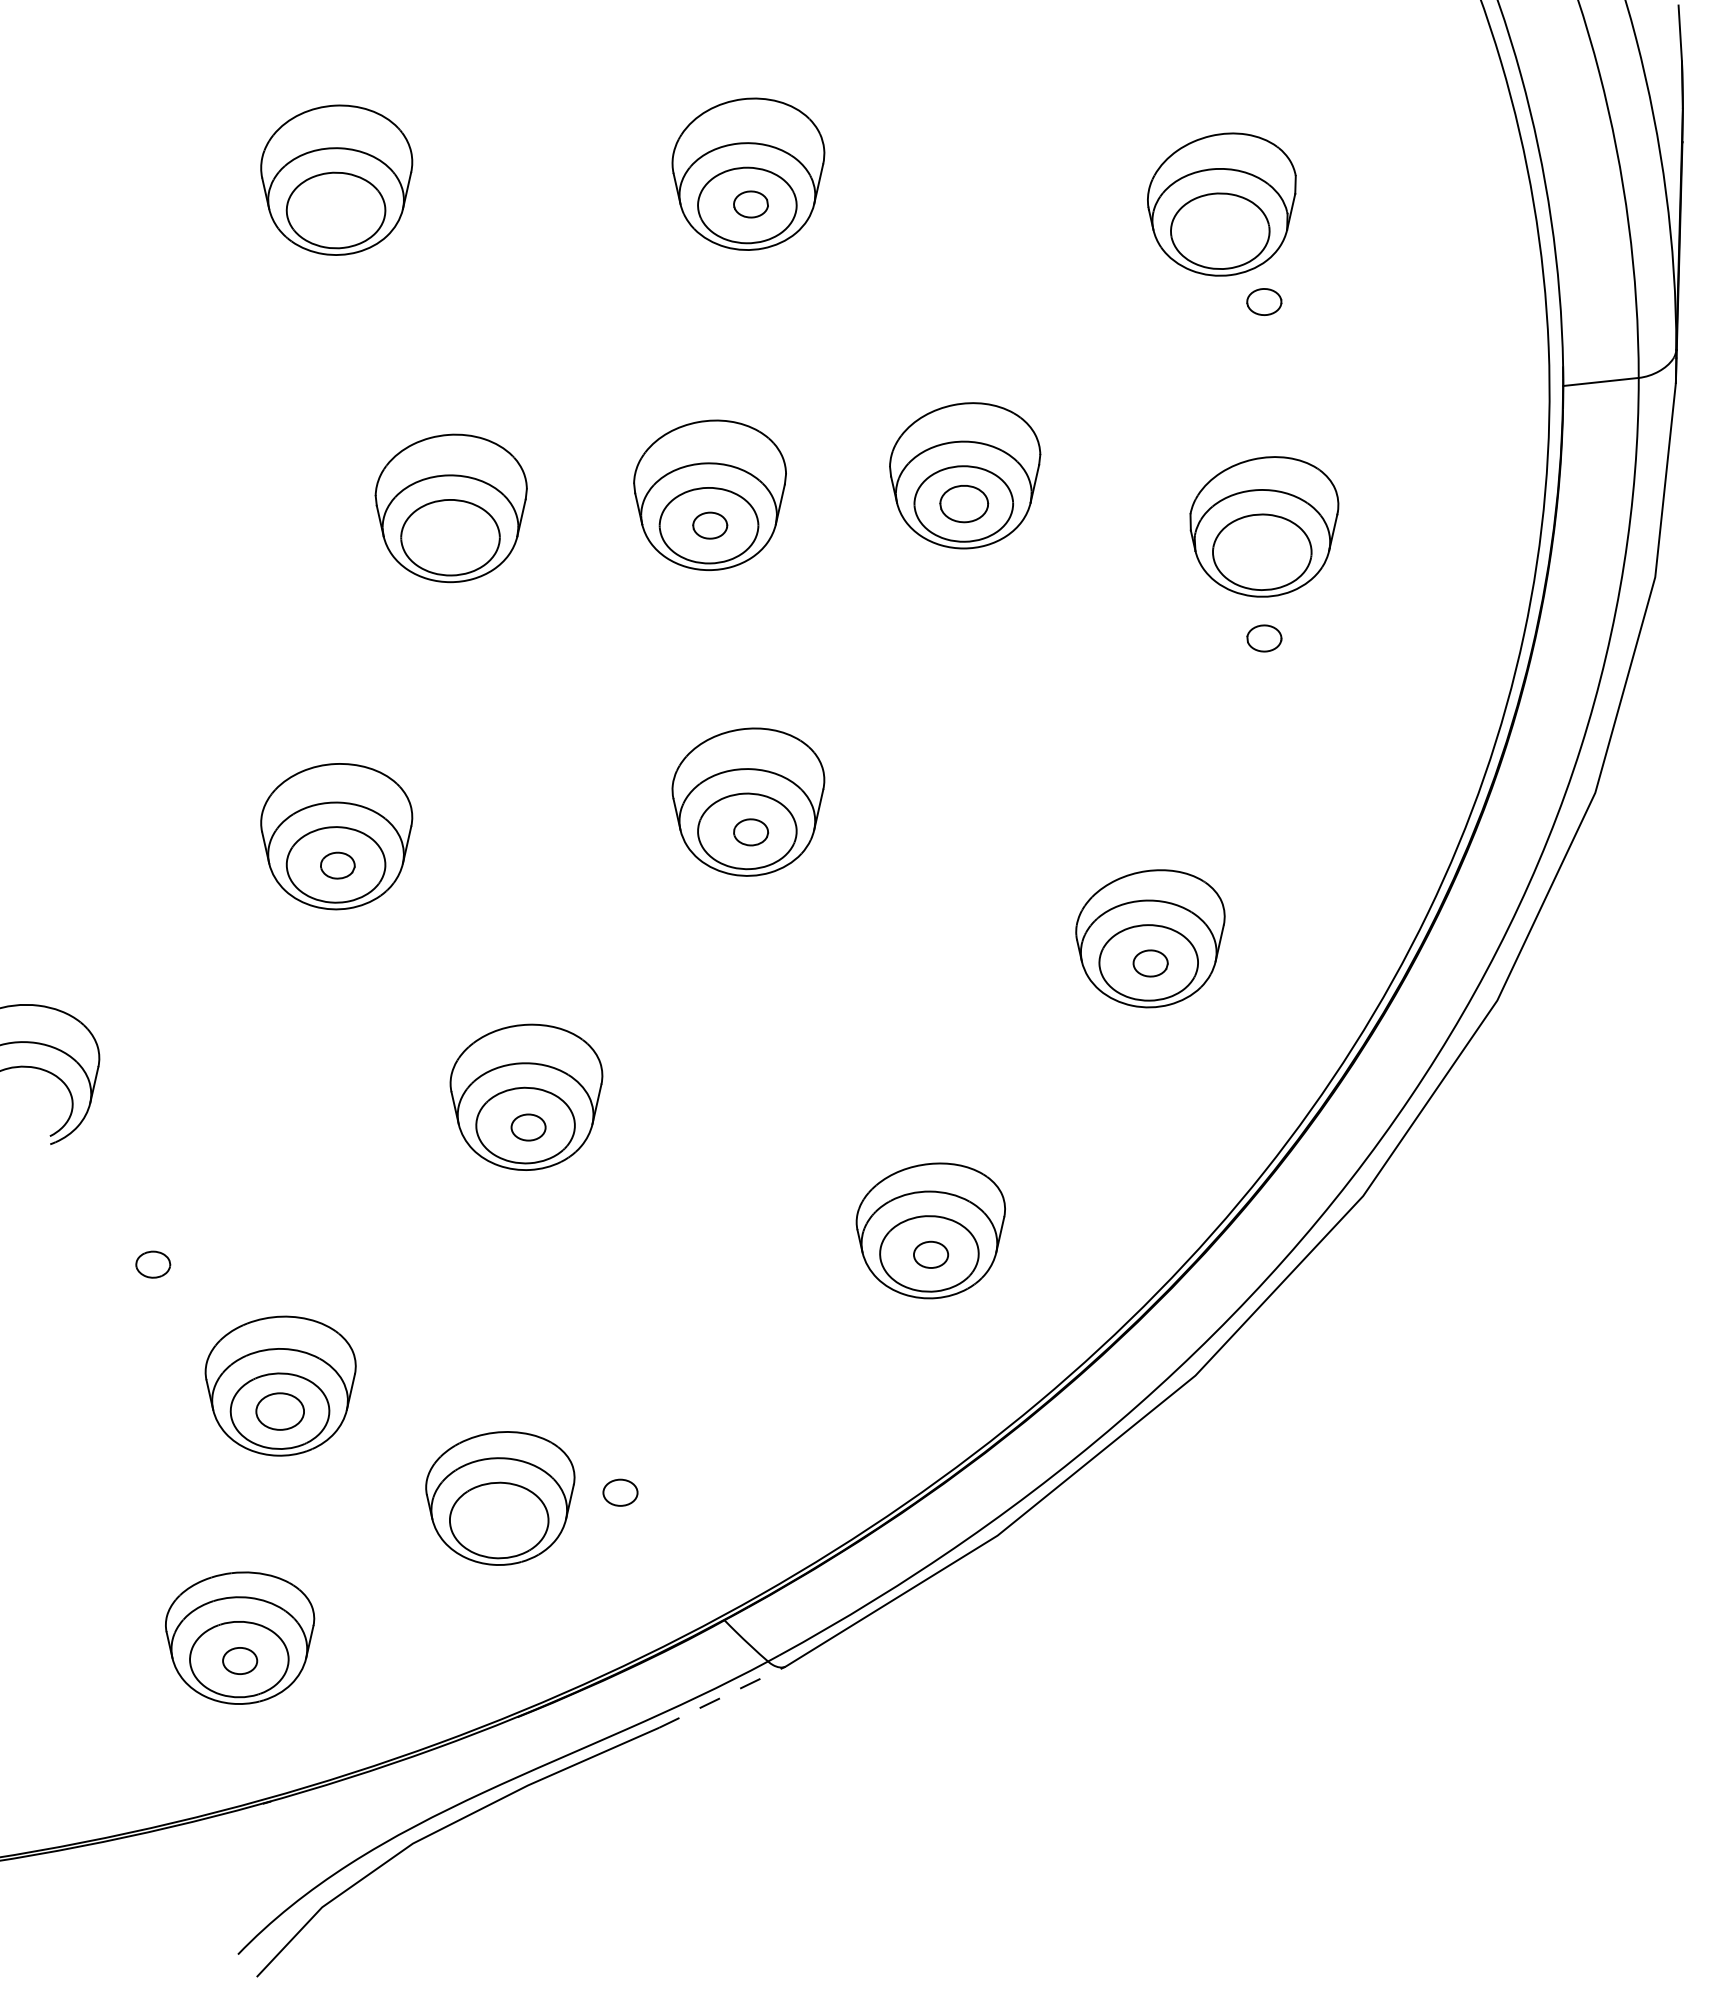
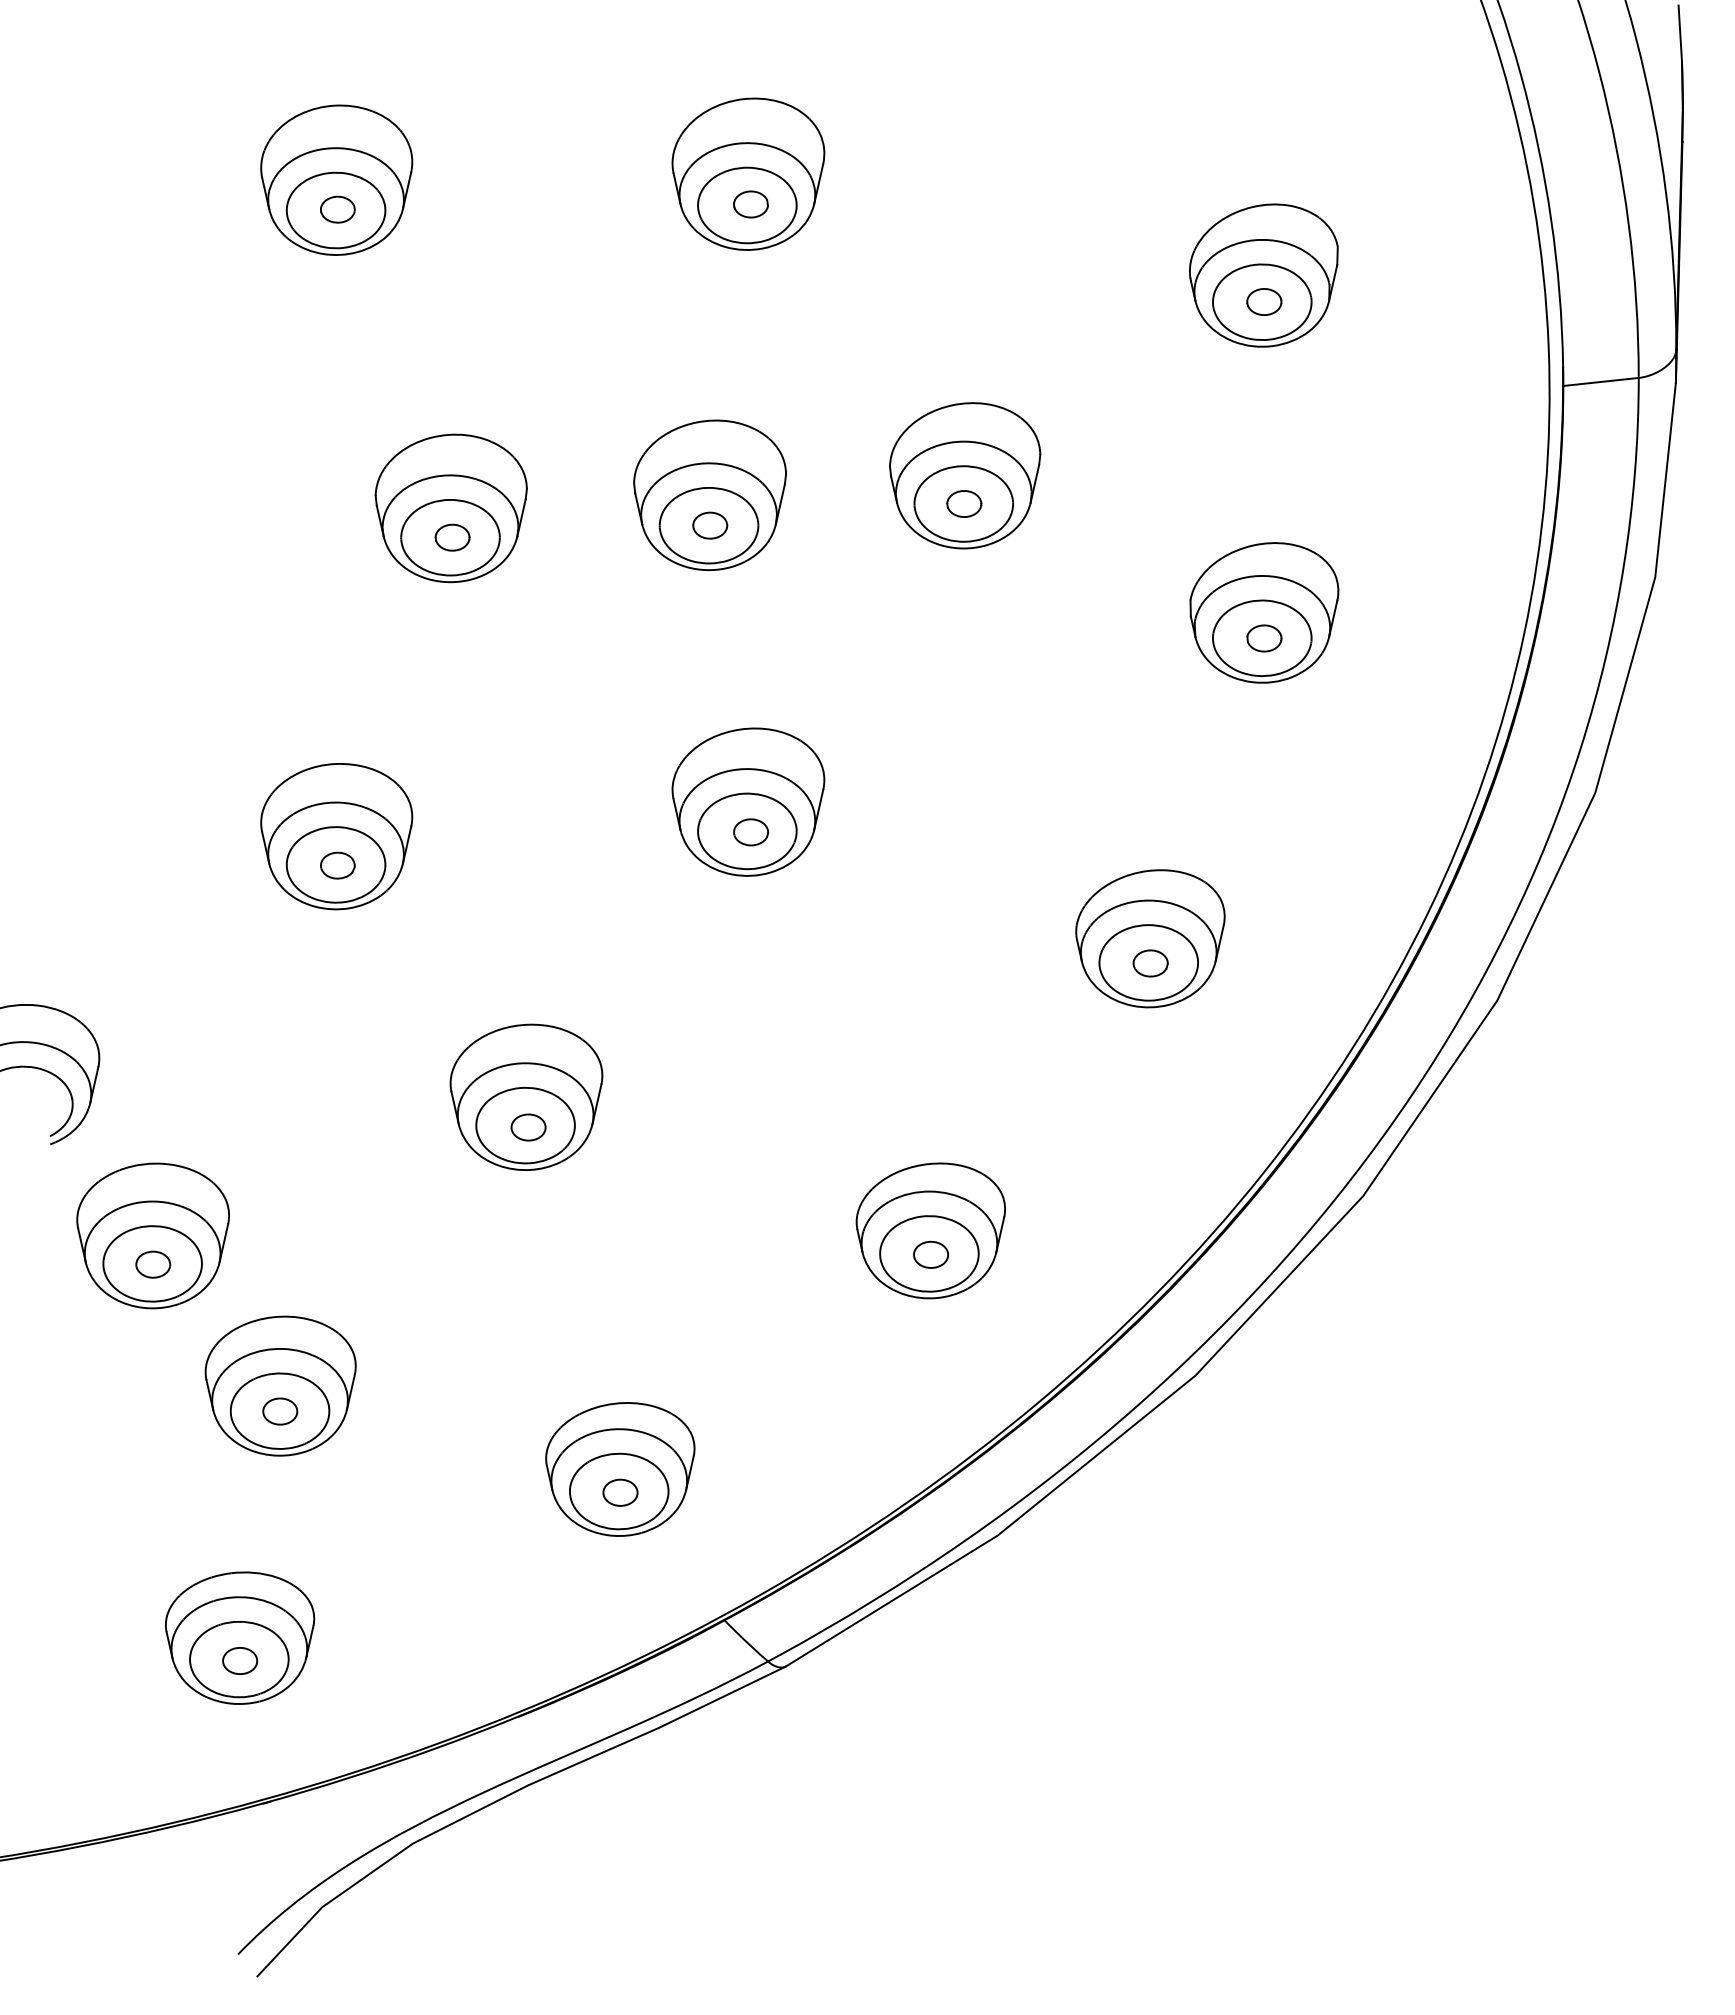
part position: (1221, 204) -> (1263, 275) (1263, 275)
part: none -> present (337, 209)
part size: 51x39 px -> 37x28 px (964, 503)
part position: (1264, 526) -> (1264, 612) (1264, 612)
part: none -> present (452, 537)
part: none -> present (152, 1235)
part size: 50x39 px -> 37x29 px (280, 1411)
part position: (500, 1498) -> (620, 1469) (620, 1469)
line: dashed -> solid (722, 1696)
